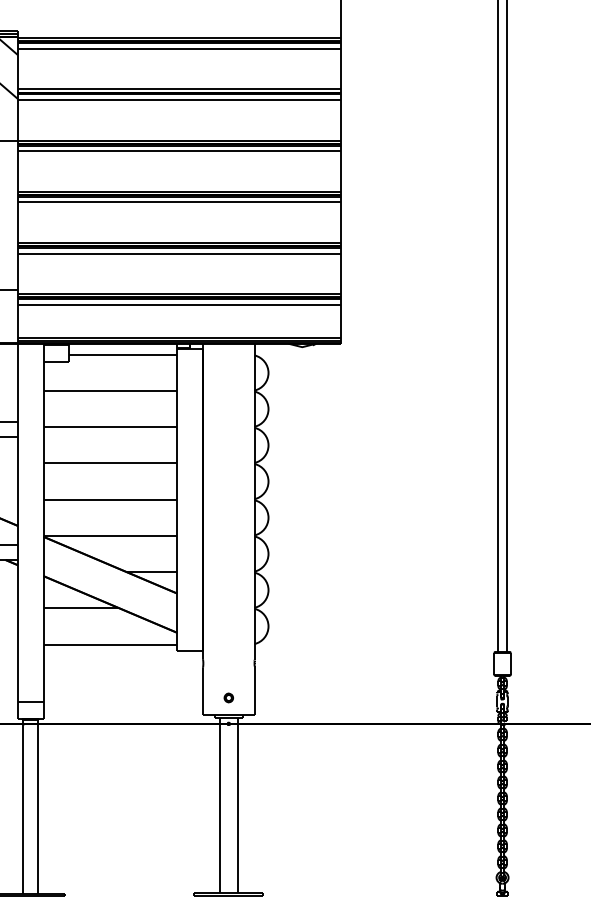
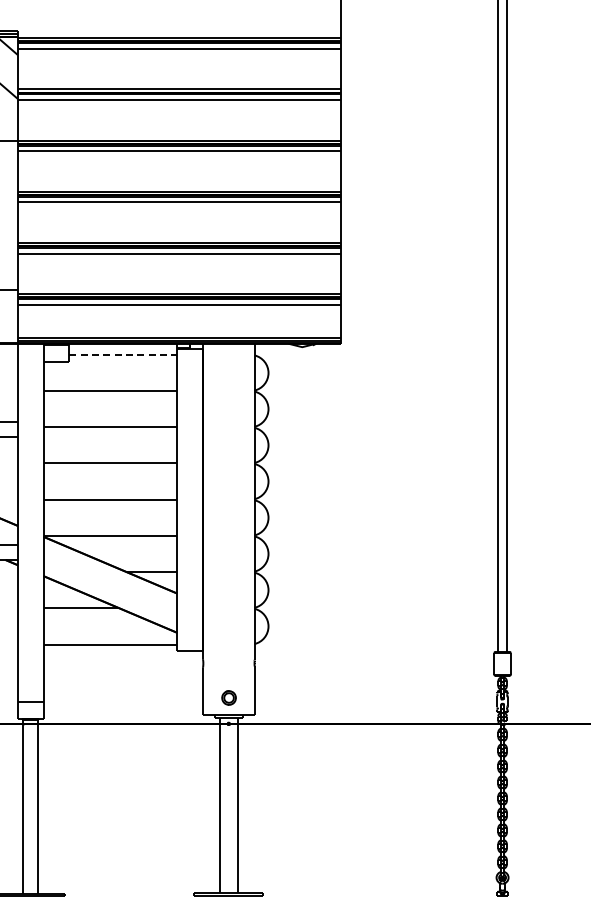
line: solid -> dashed (123, 354)
part size: 11x12 px -> 16x16 px (228, 697)
